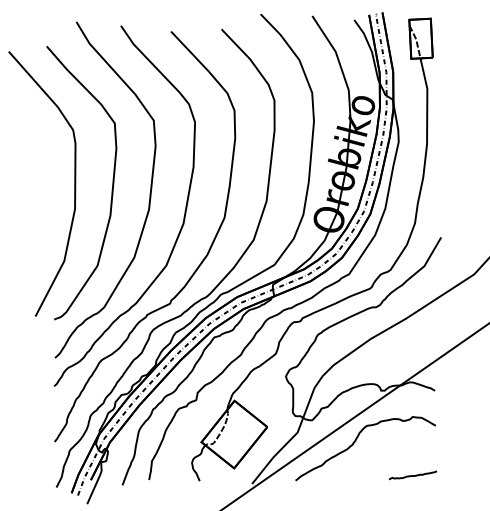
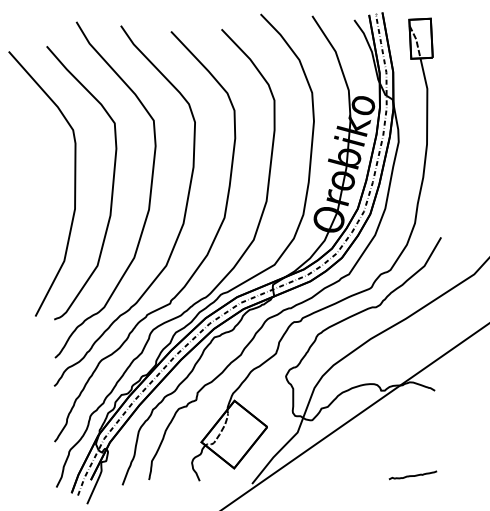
curve: present -> none (355, 442)
